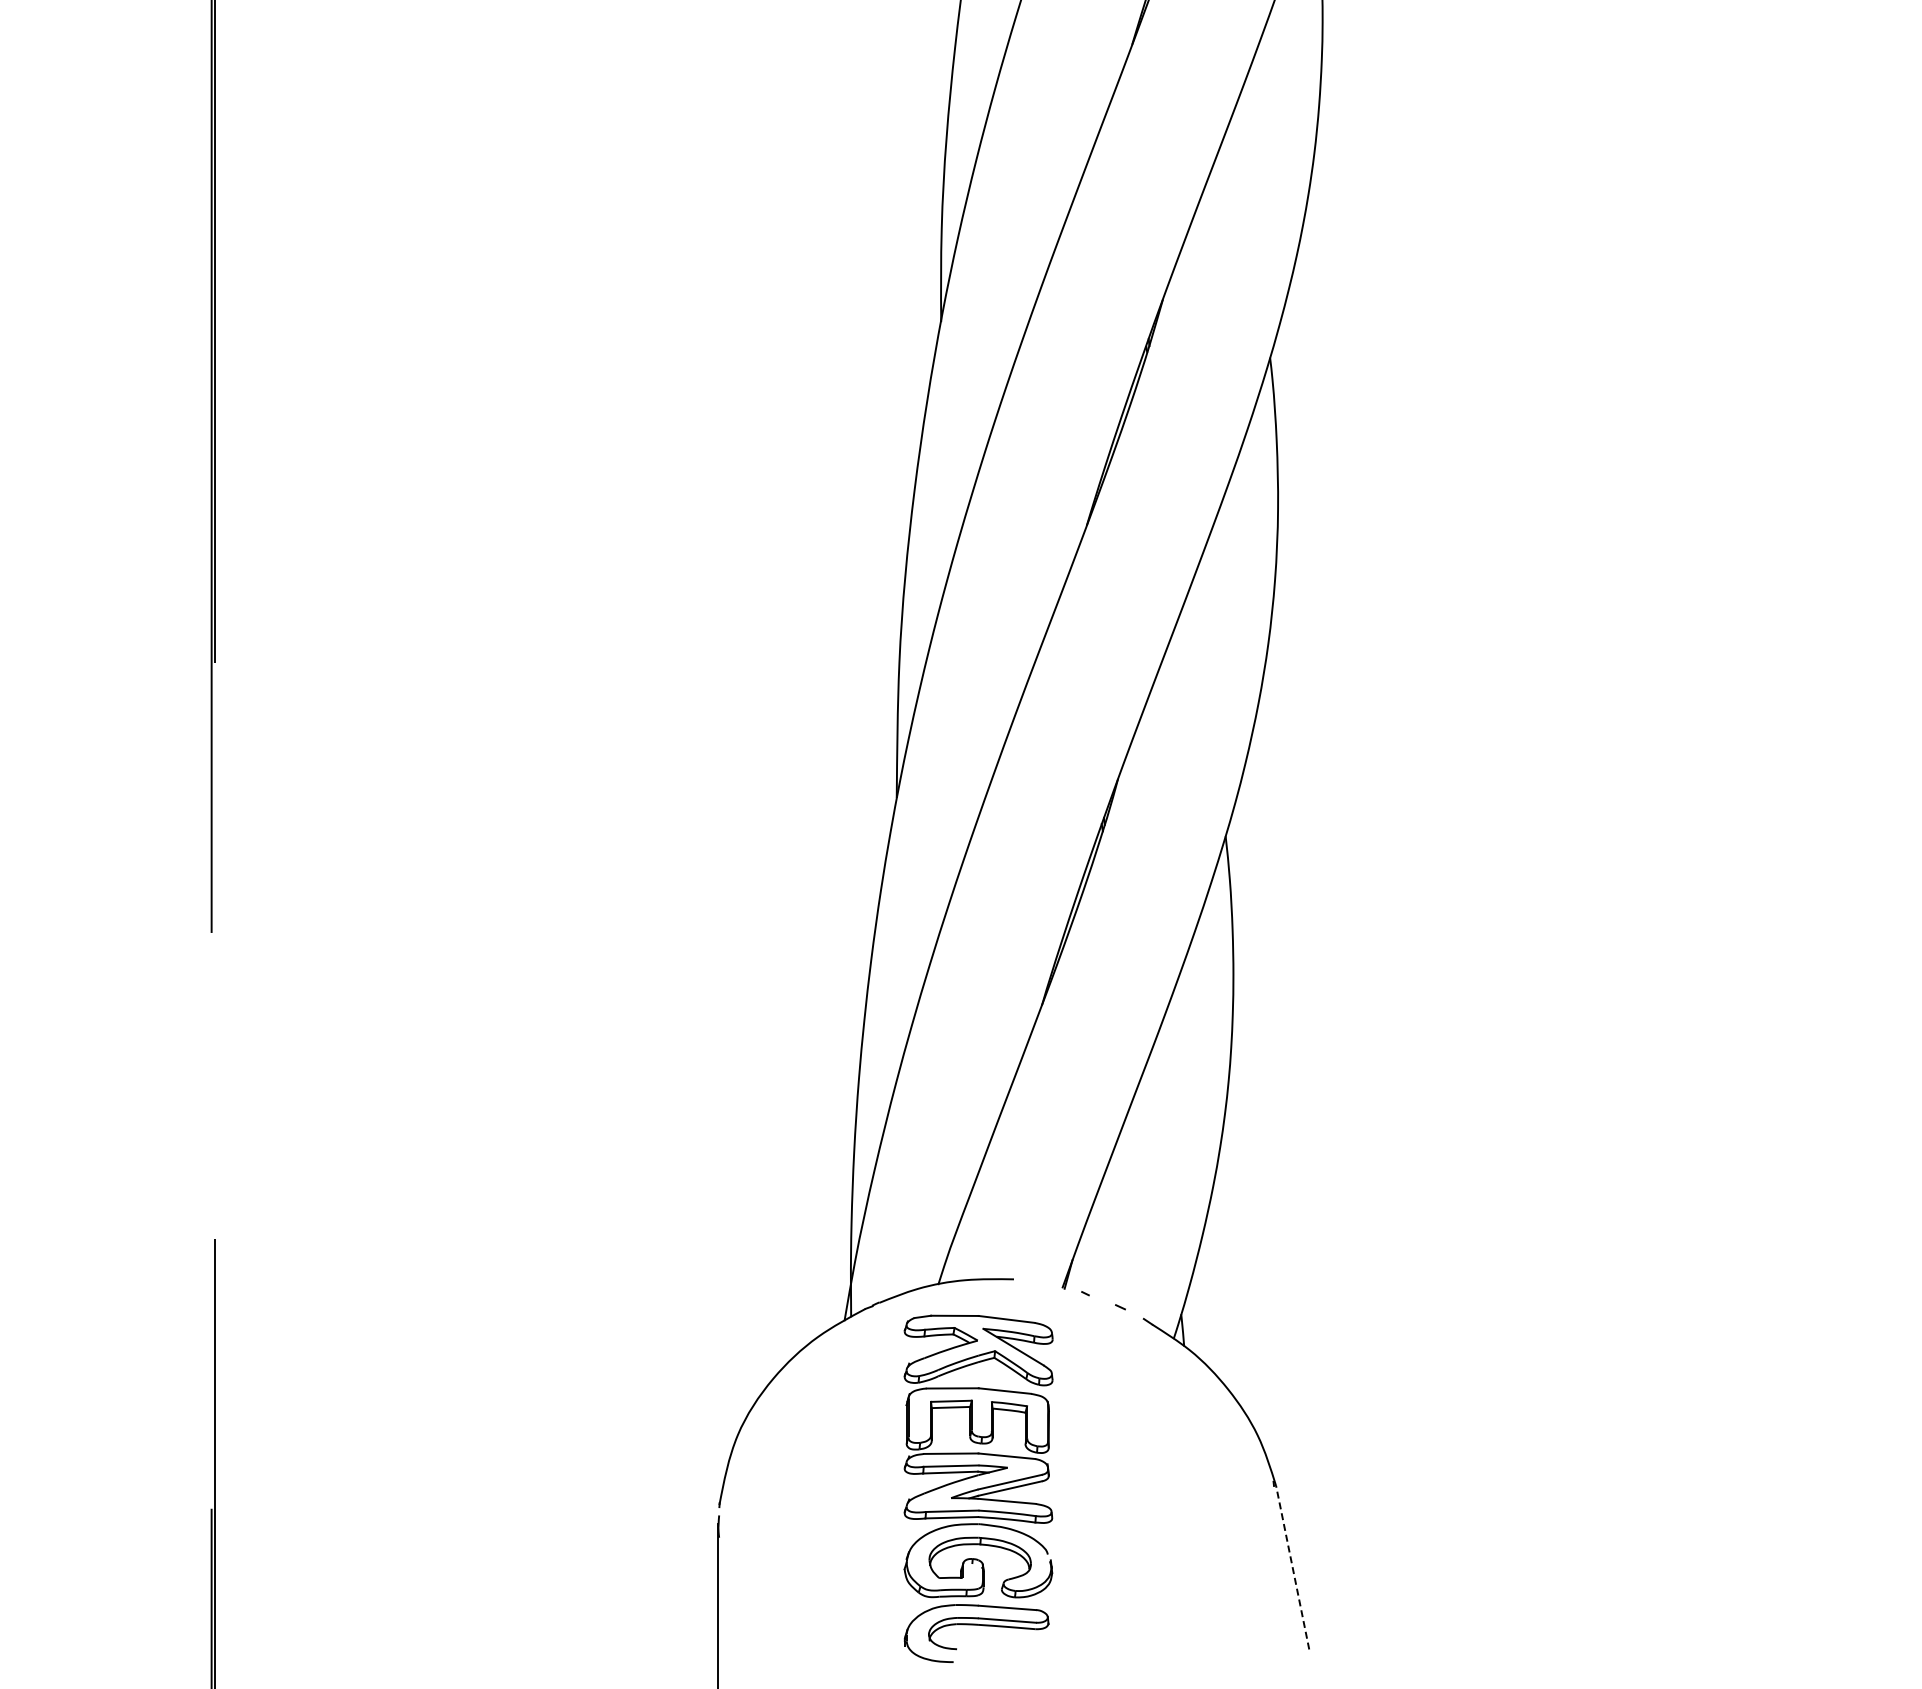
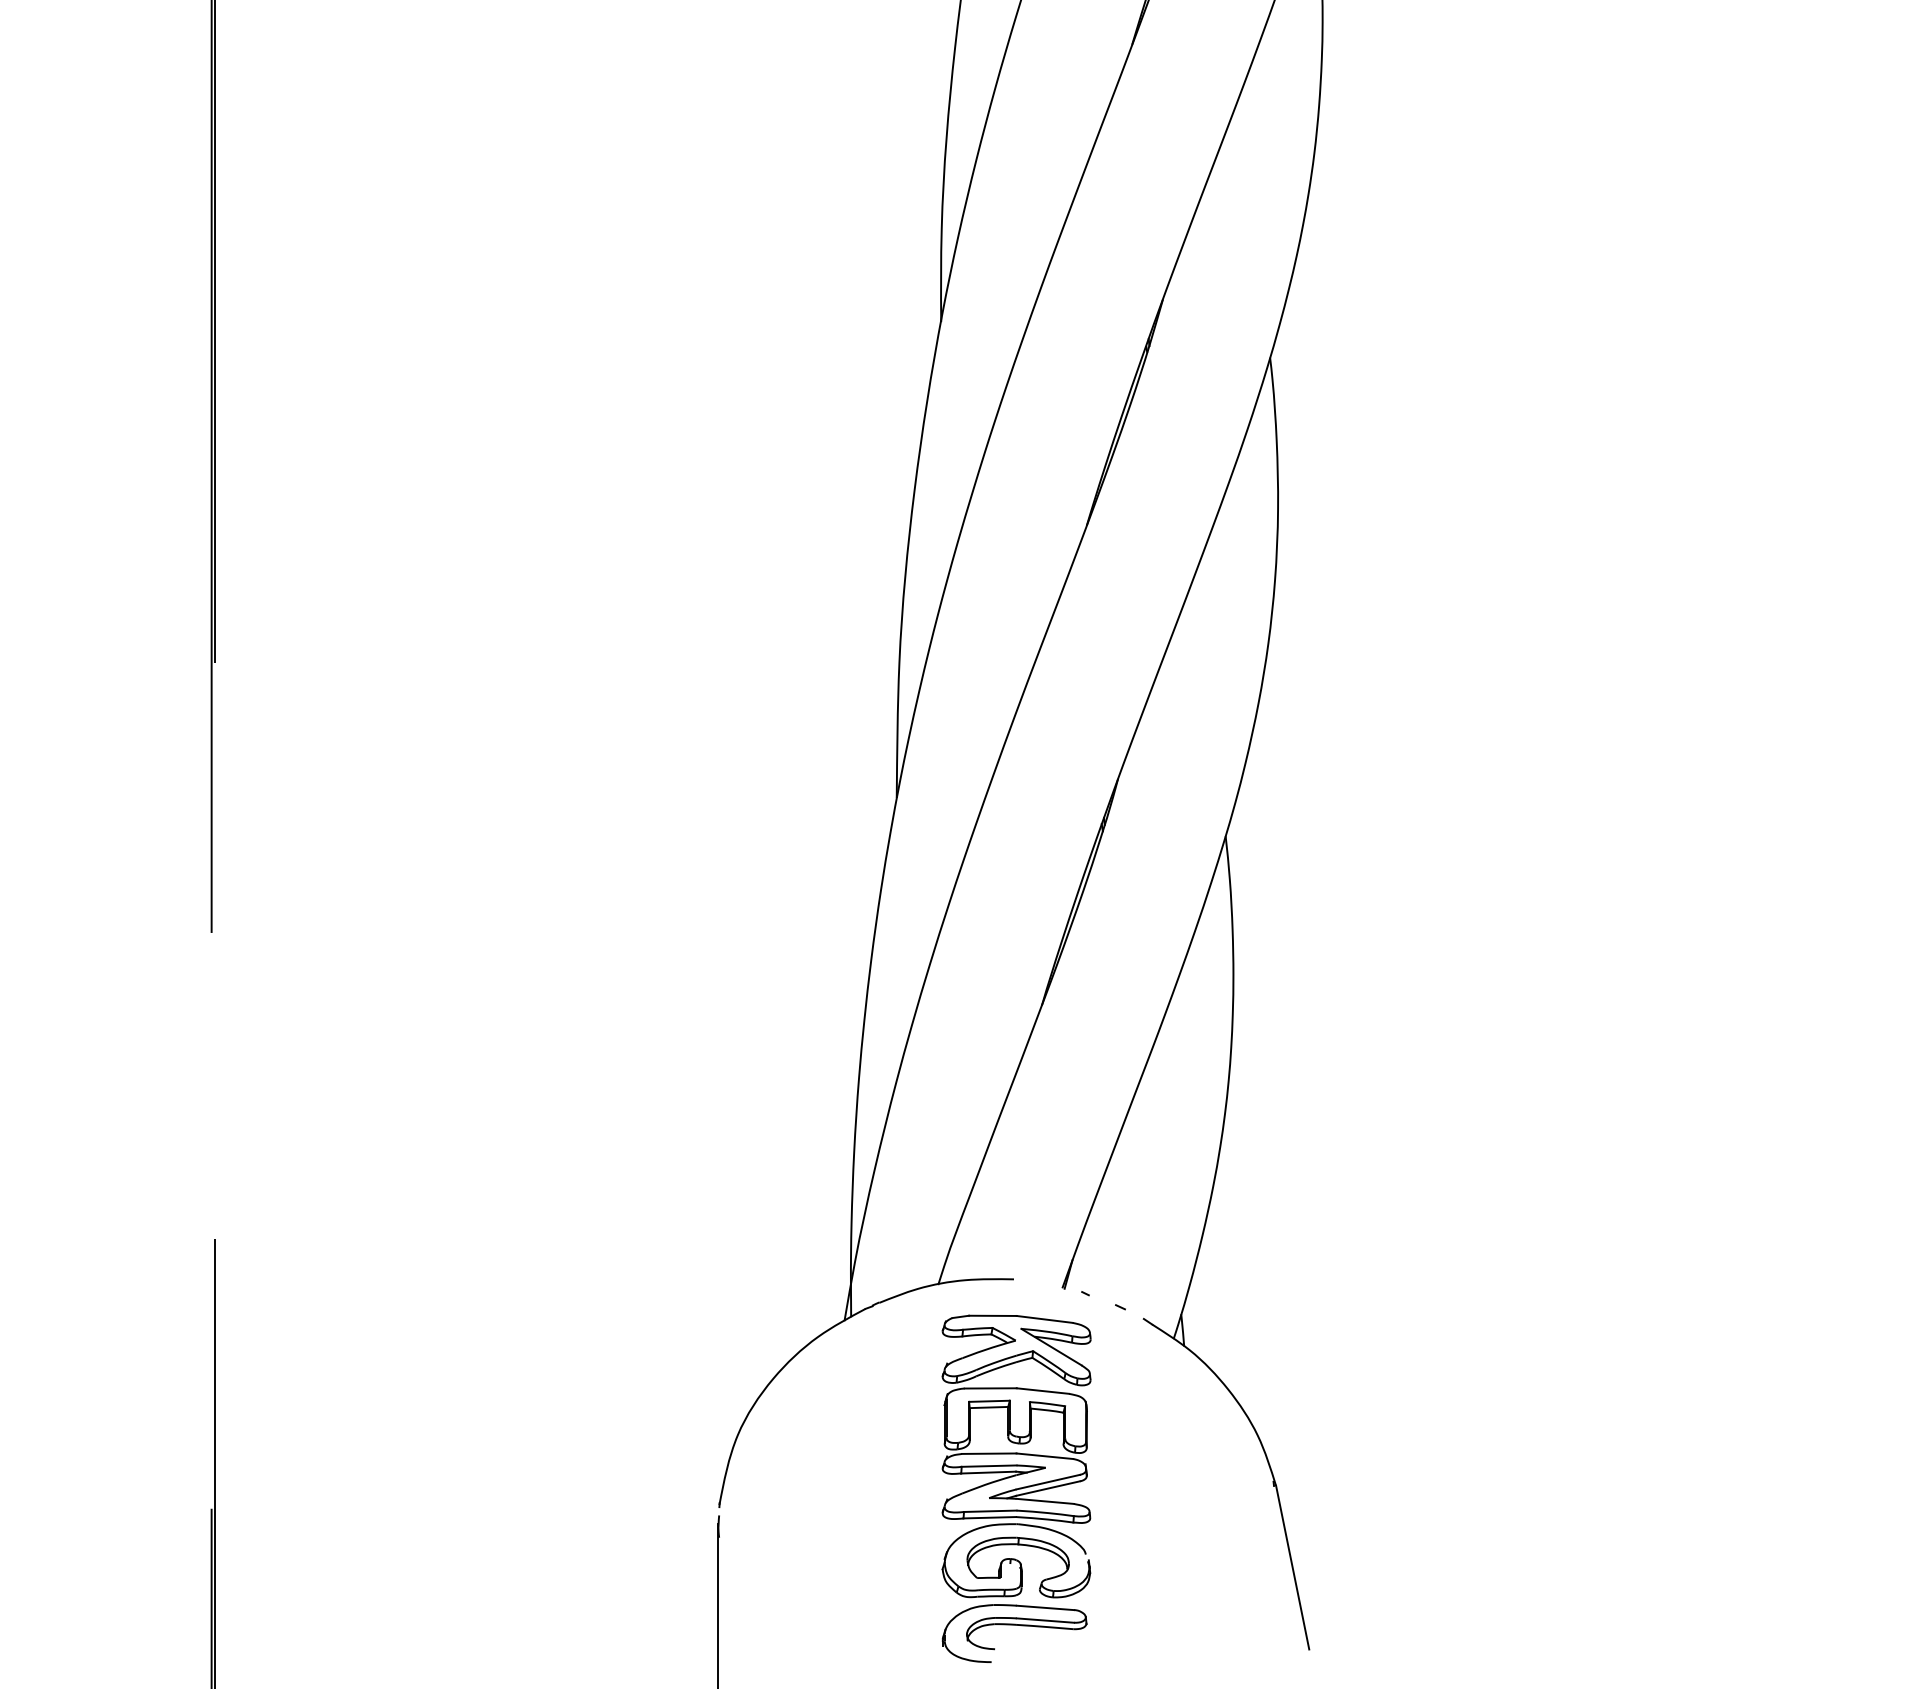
part position: (978, 1488) -> (1016, 1488) (1016, 1488)
line: dashed -> solid (1292, 1567)
